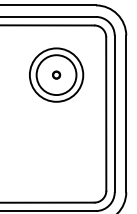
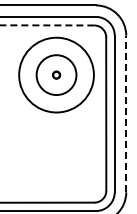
line: solid -> dashed (47, 25)
circle diameter: 53 px -> 75 px (56, 74)
line: solid -> dashed (126, 113)
